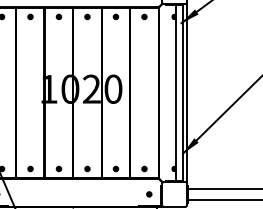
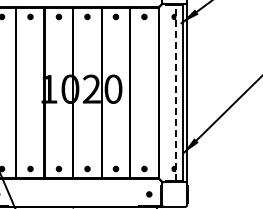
line: solid -> dashed (176, 92)
line: present -> none (223, 188)
line: present -> none (223, 200)
